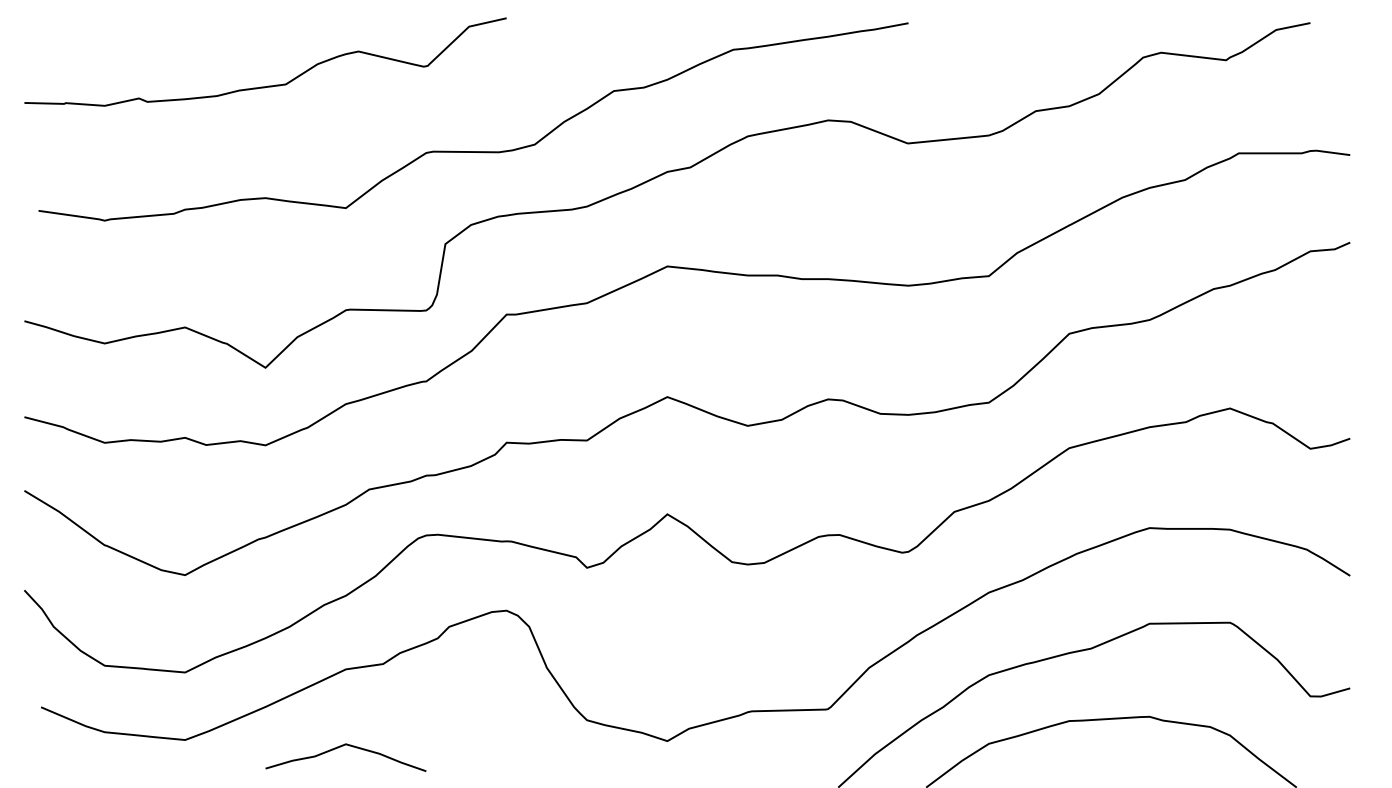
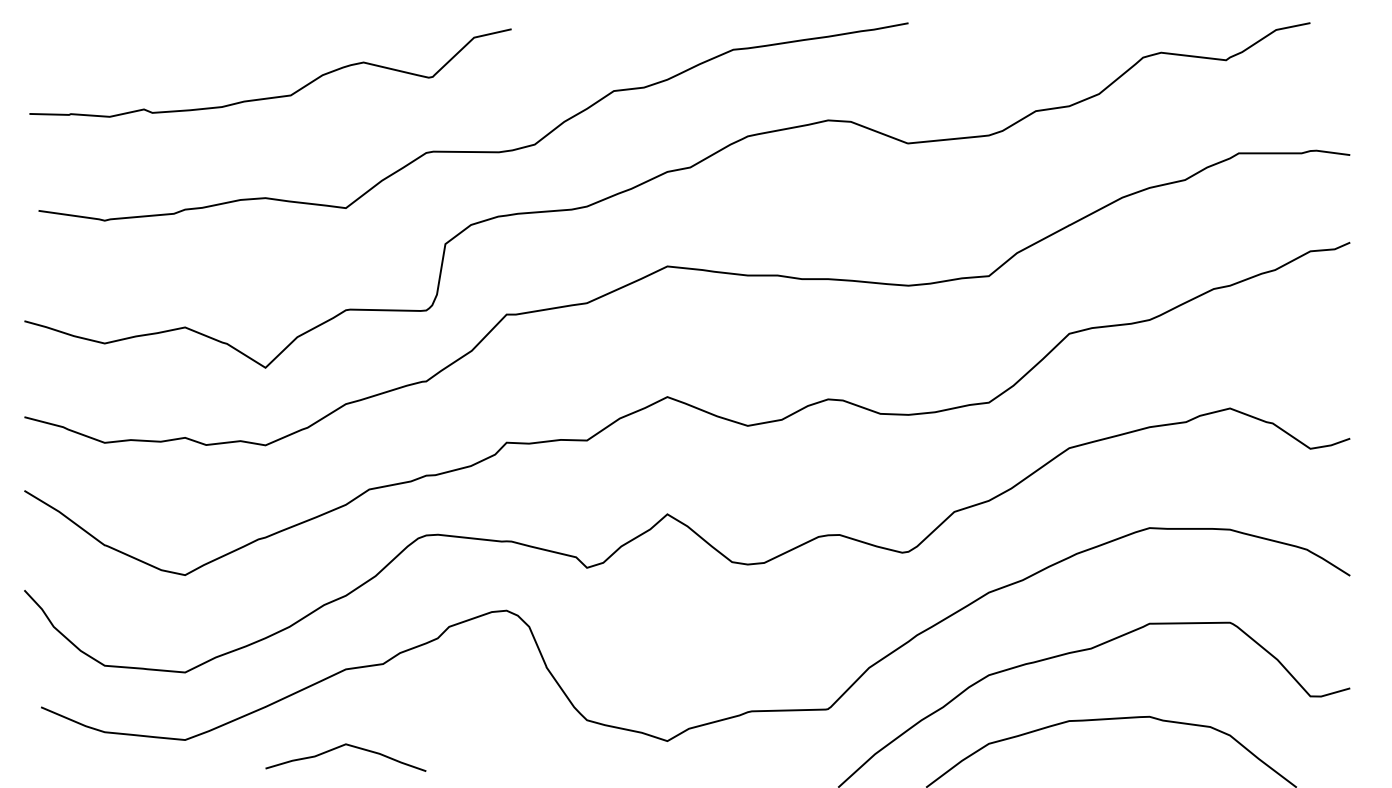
curve position: (268, 85) -> (273, 96) (273, 96)
